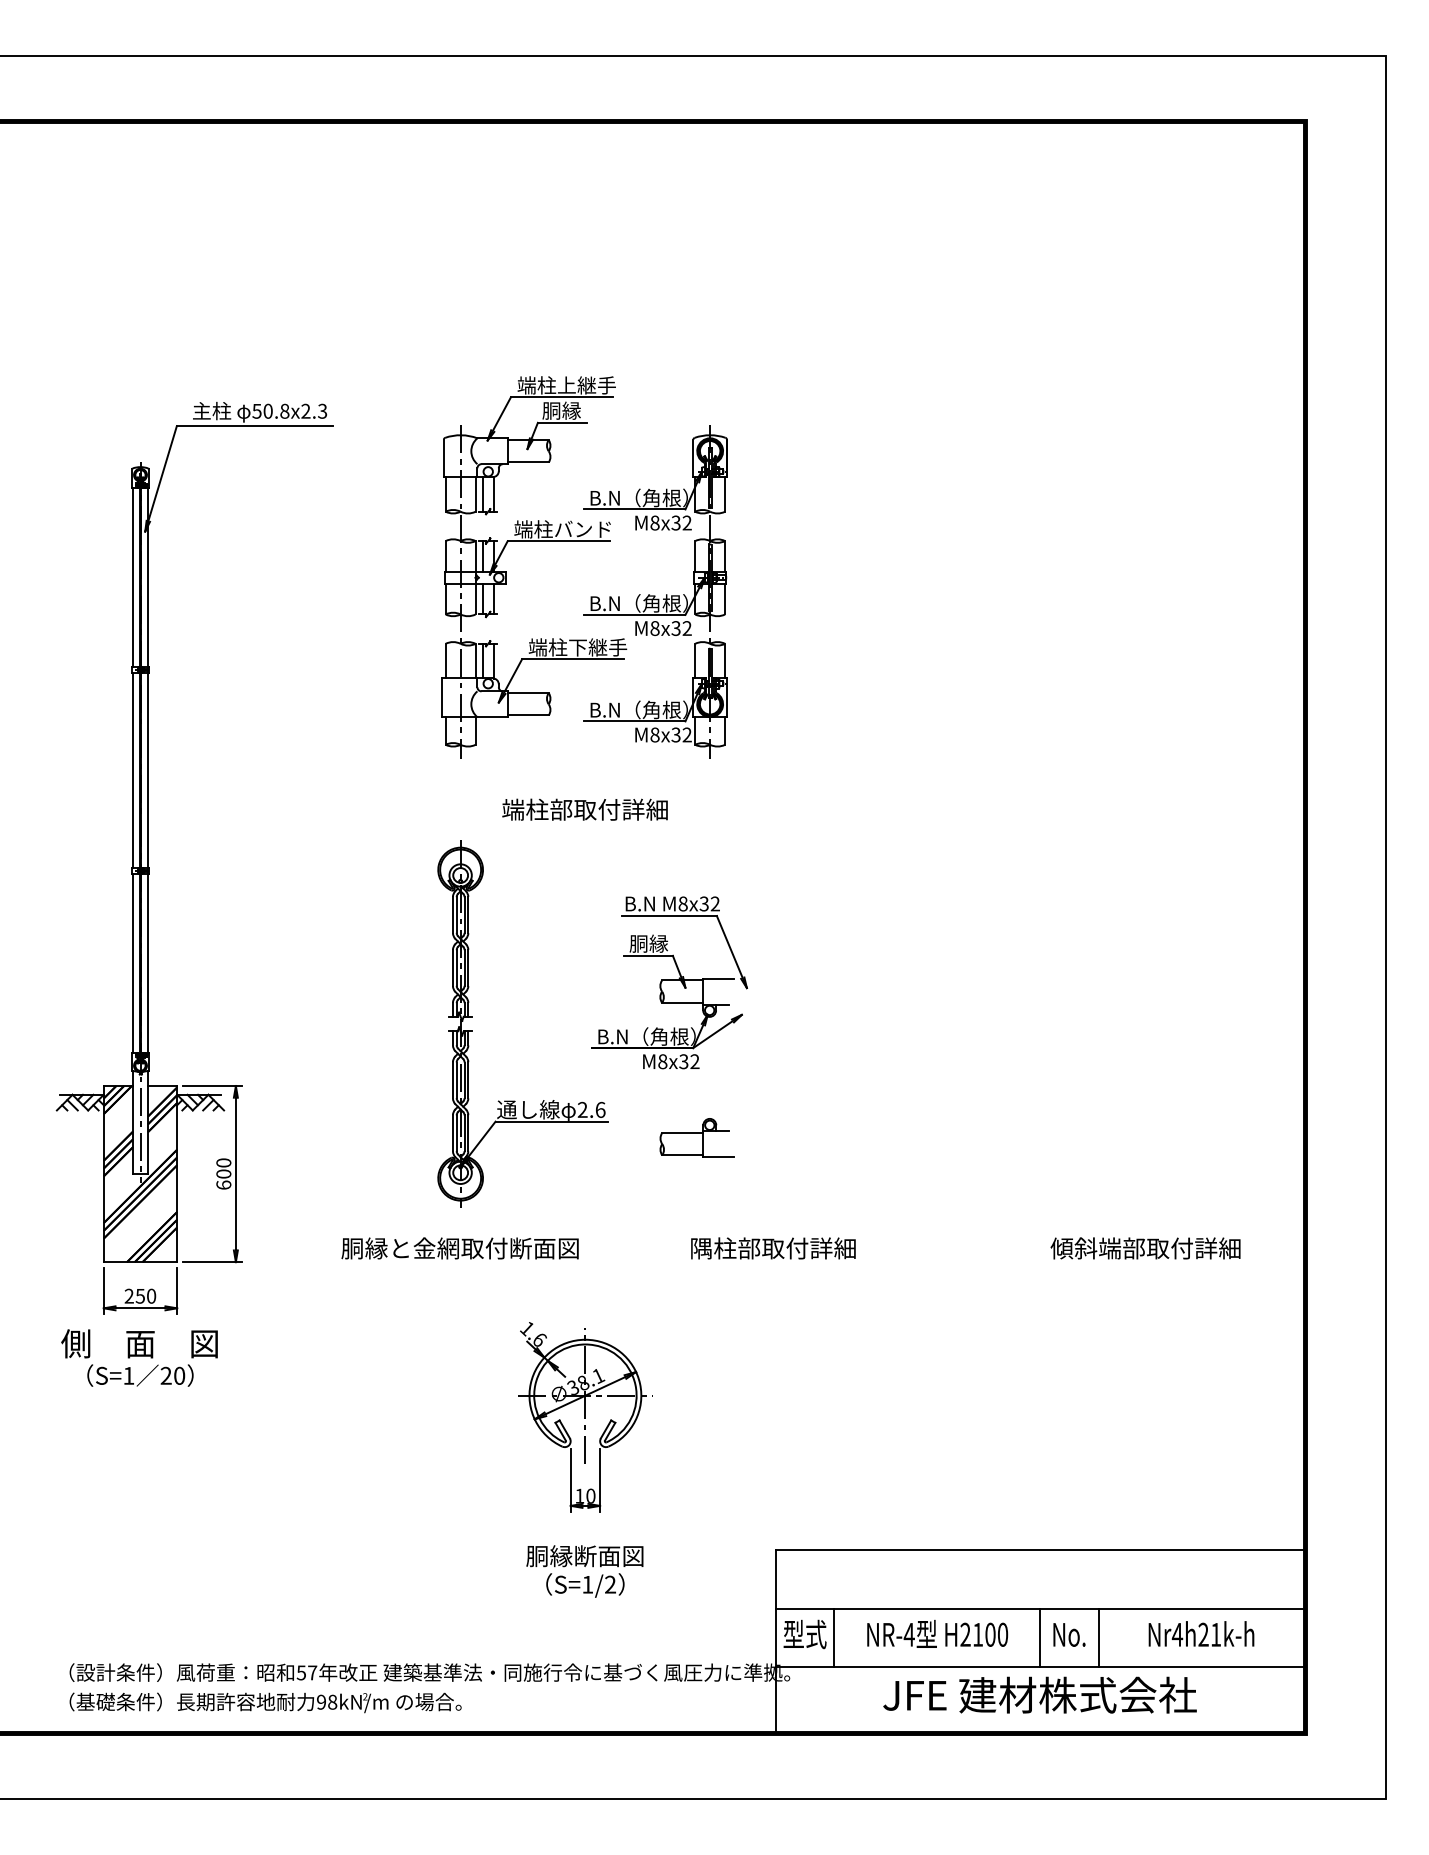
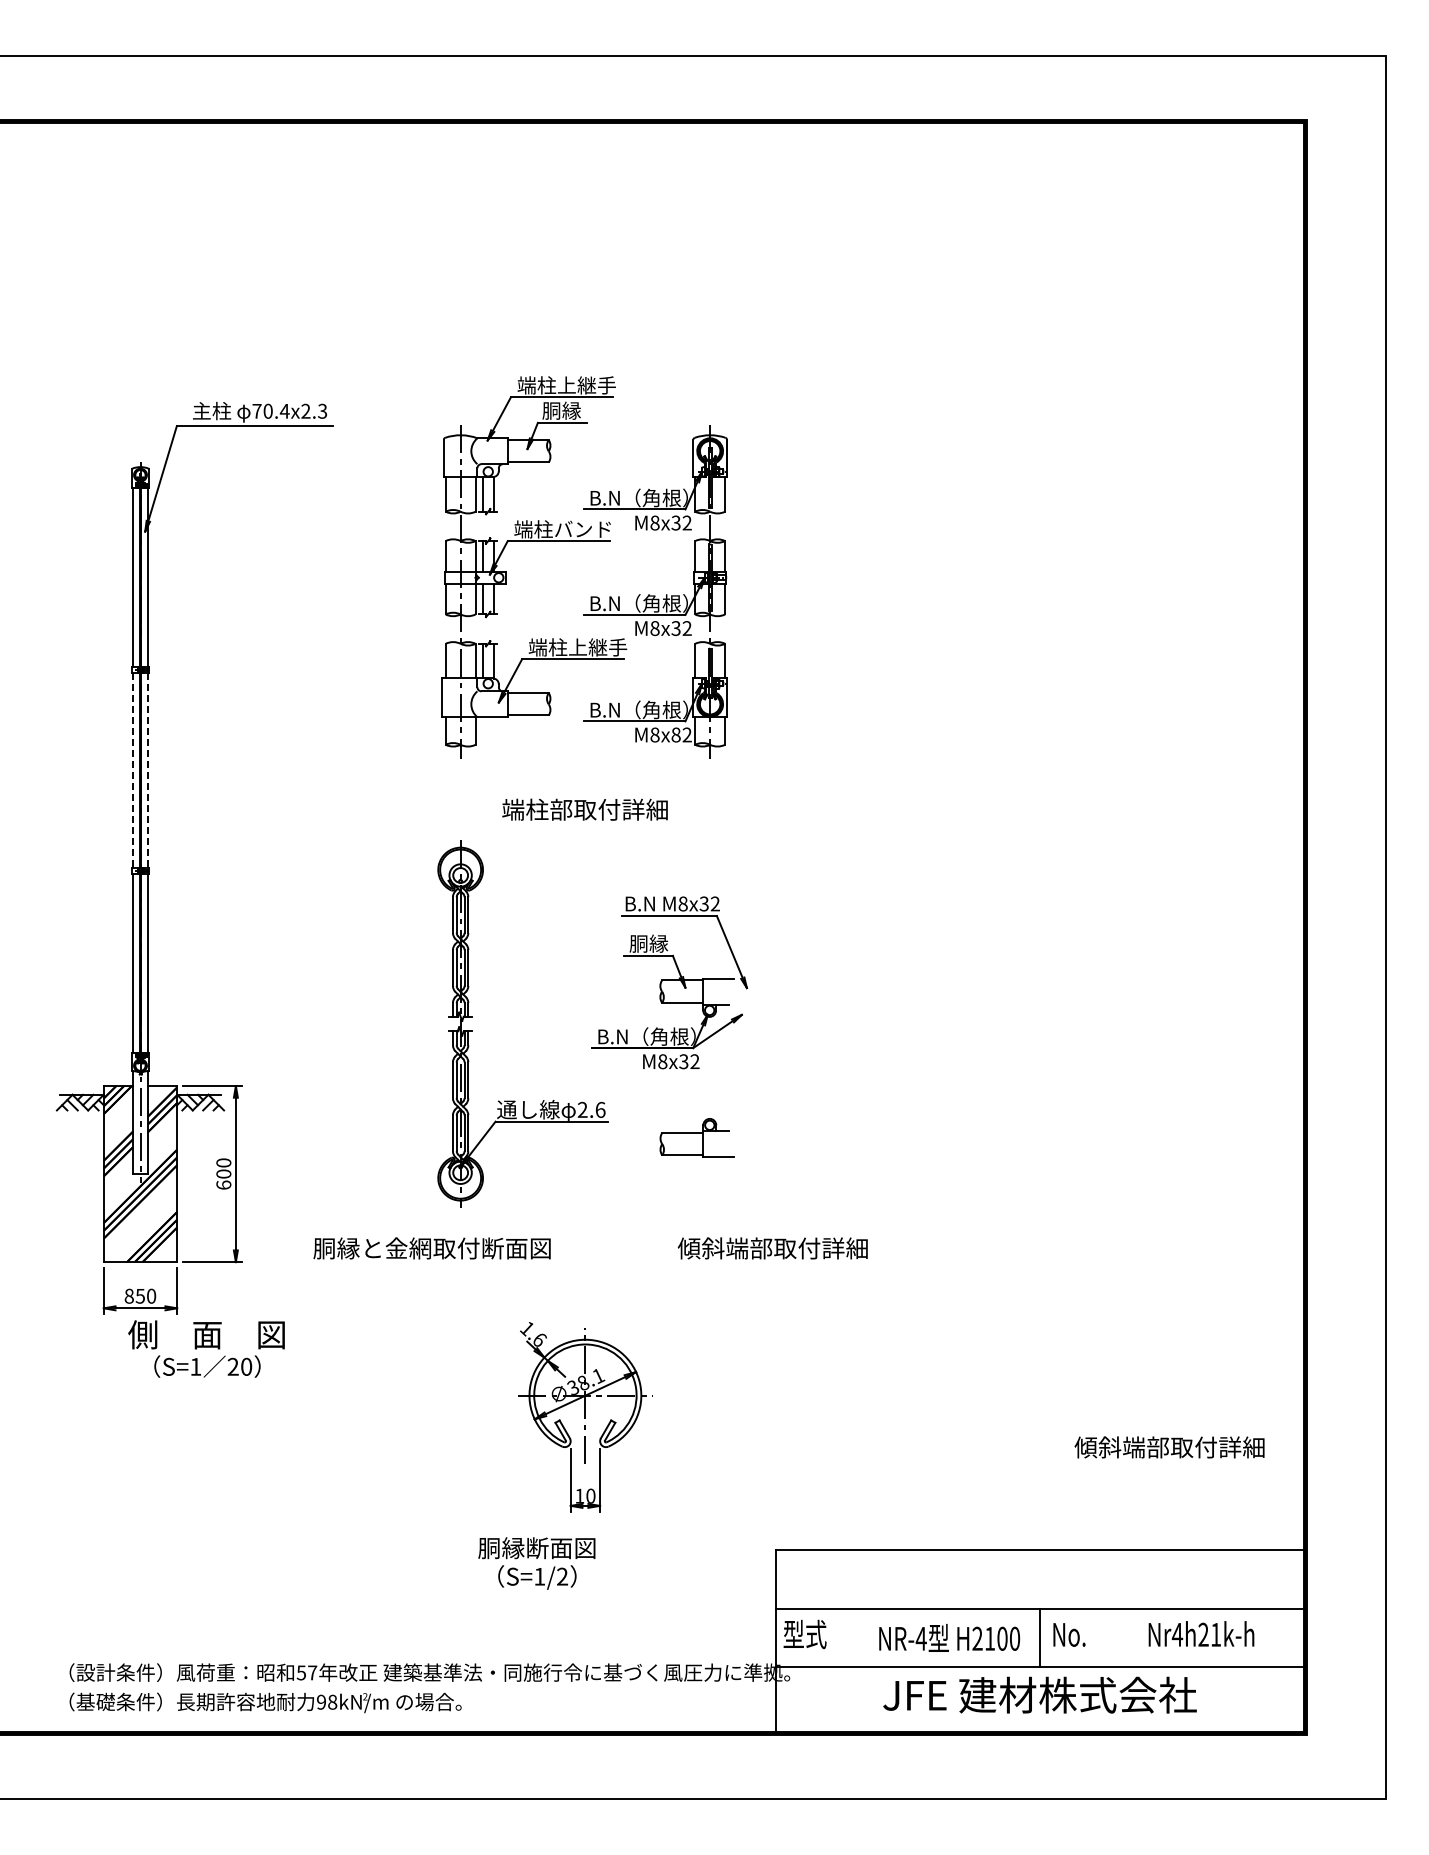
text: 50.8x2.3 -> 70.4x2.3 (270, 410)
text: 端柱下継手 -> 端柱上継手 (577, 647)
text: M8x32 -> M8x82 (675, 734)
line: solid -> dashed (133, 770)
line: solid -> dashed (147, 770)
text position: (459, 1248) -> (431, 1248) (431, 1248)
text: 隅柱部取付詳細 -> 傾斜端部取付詳細 (772, 1248)
text position: (1145, 1248) -> (1169, 1447) (1169, 1447)
text: 250 -> 850 (128, 1295)
text position: (139, 1357) -> (206, 1348) (206, 1348)
text position: (584, 1571) -> (536, 1563) (536, 1563)
text position: (937, 1633) -> (949, 1637) (949, 1637)
line: present -> none (834, 1637)
line: present -> none (1098, 1637)
